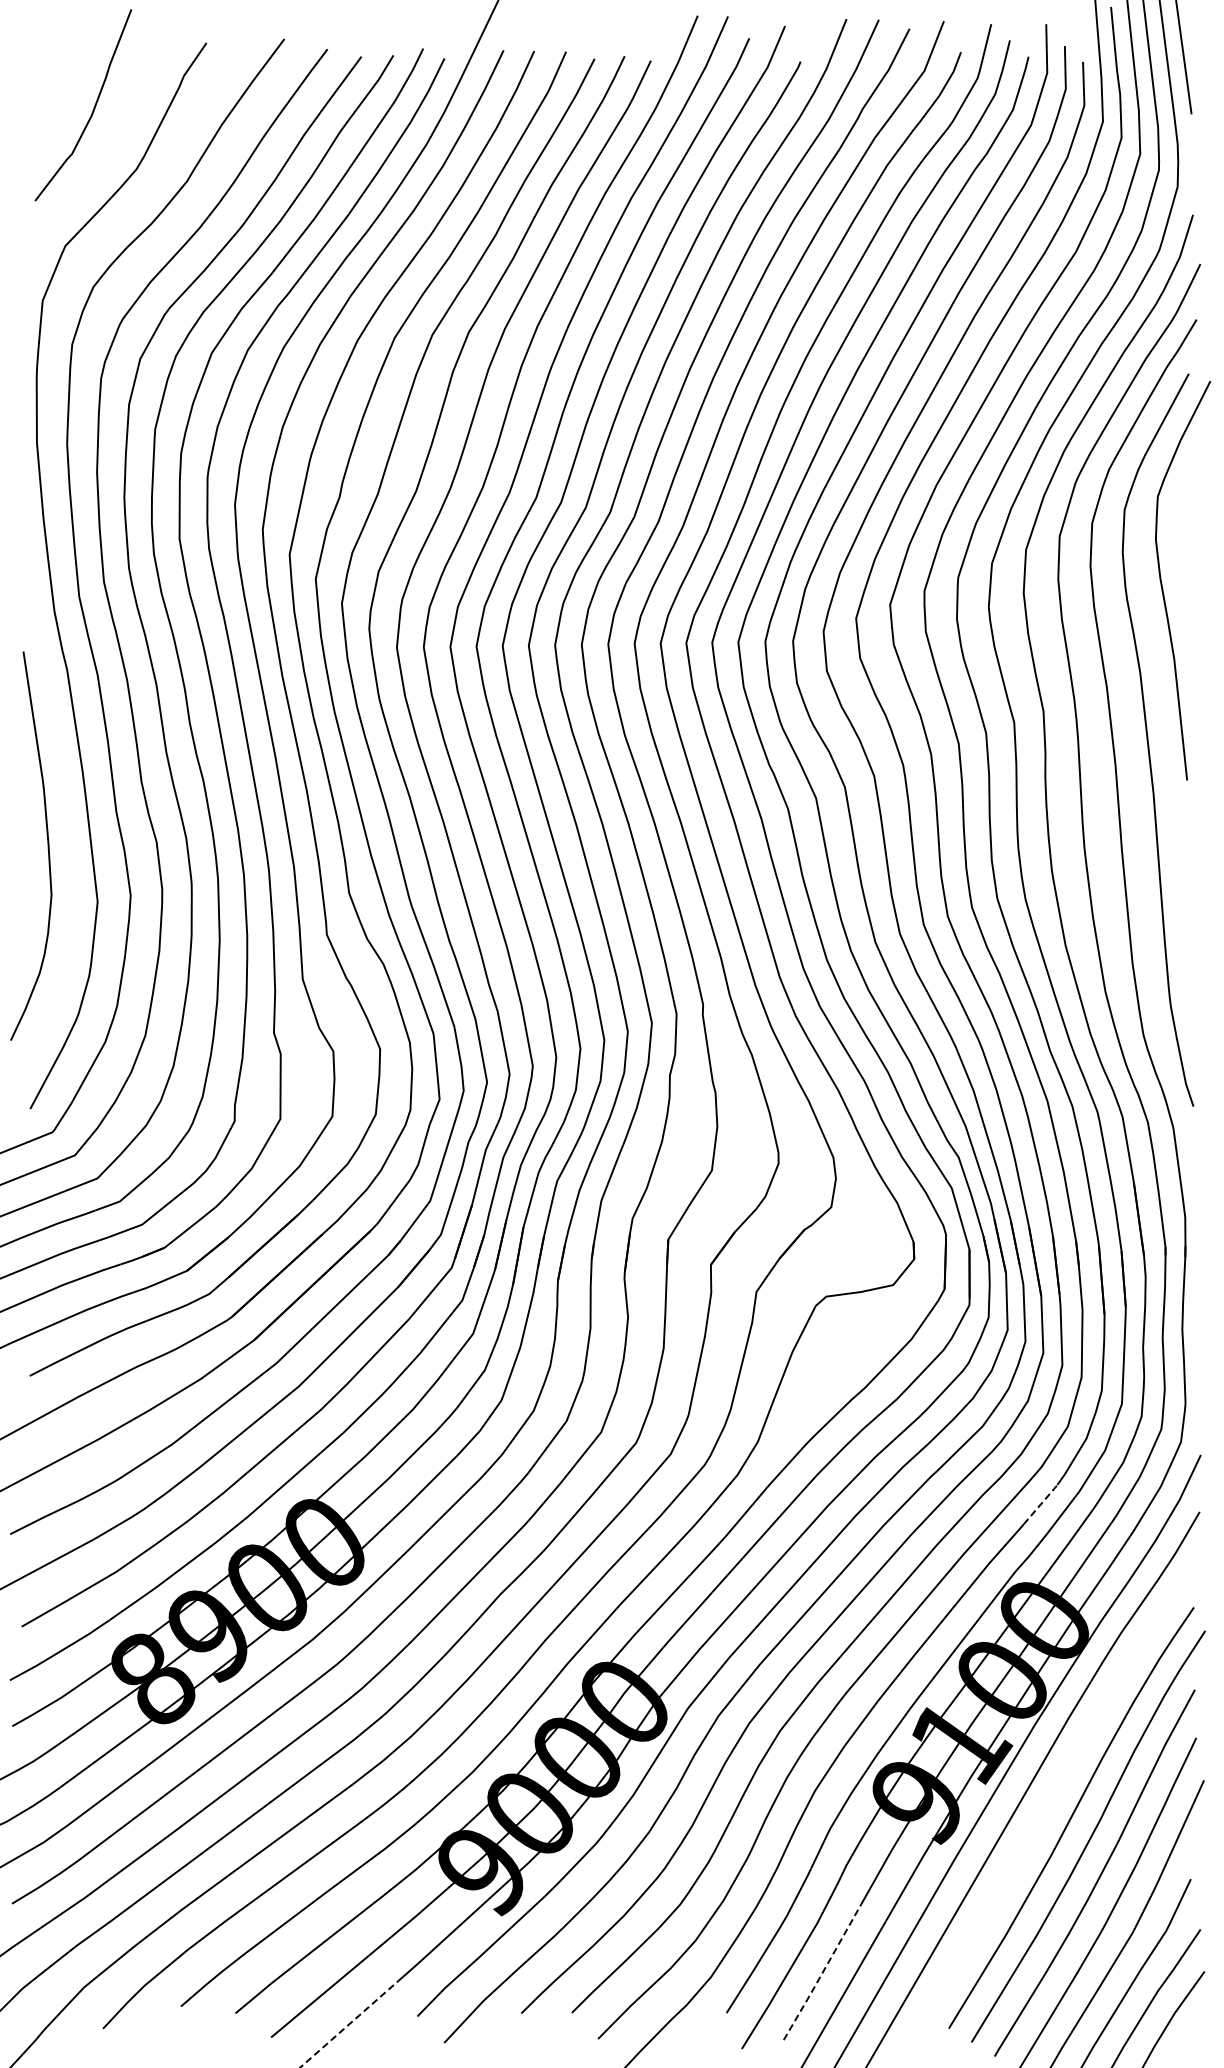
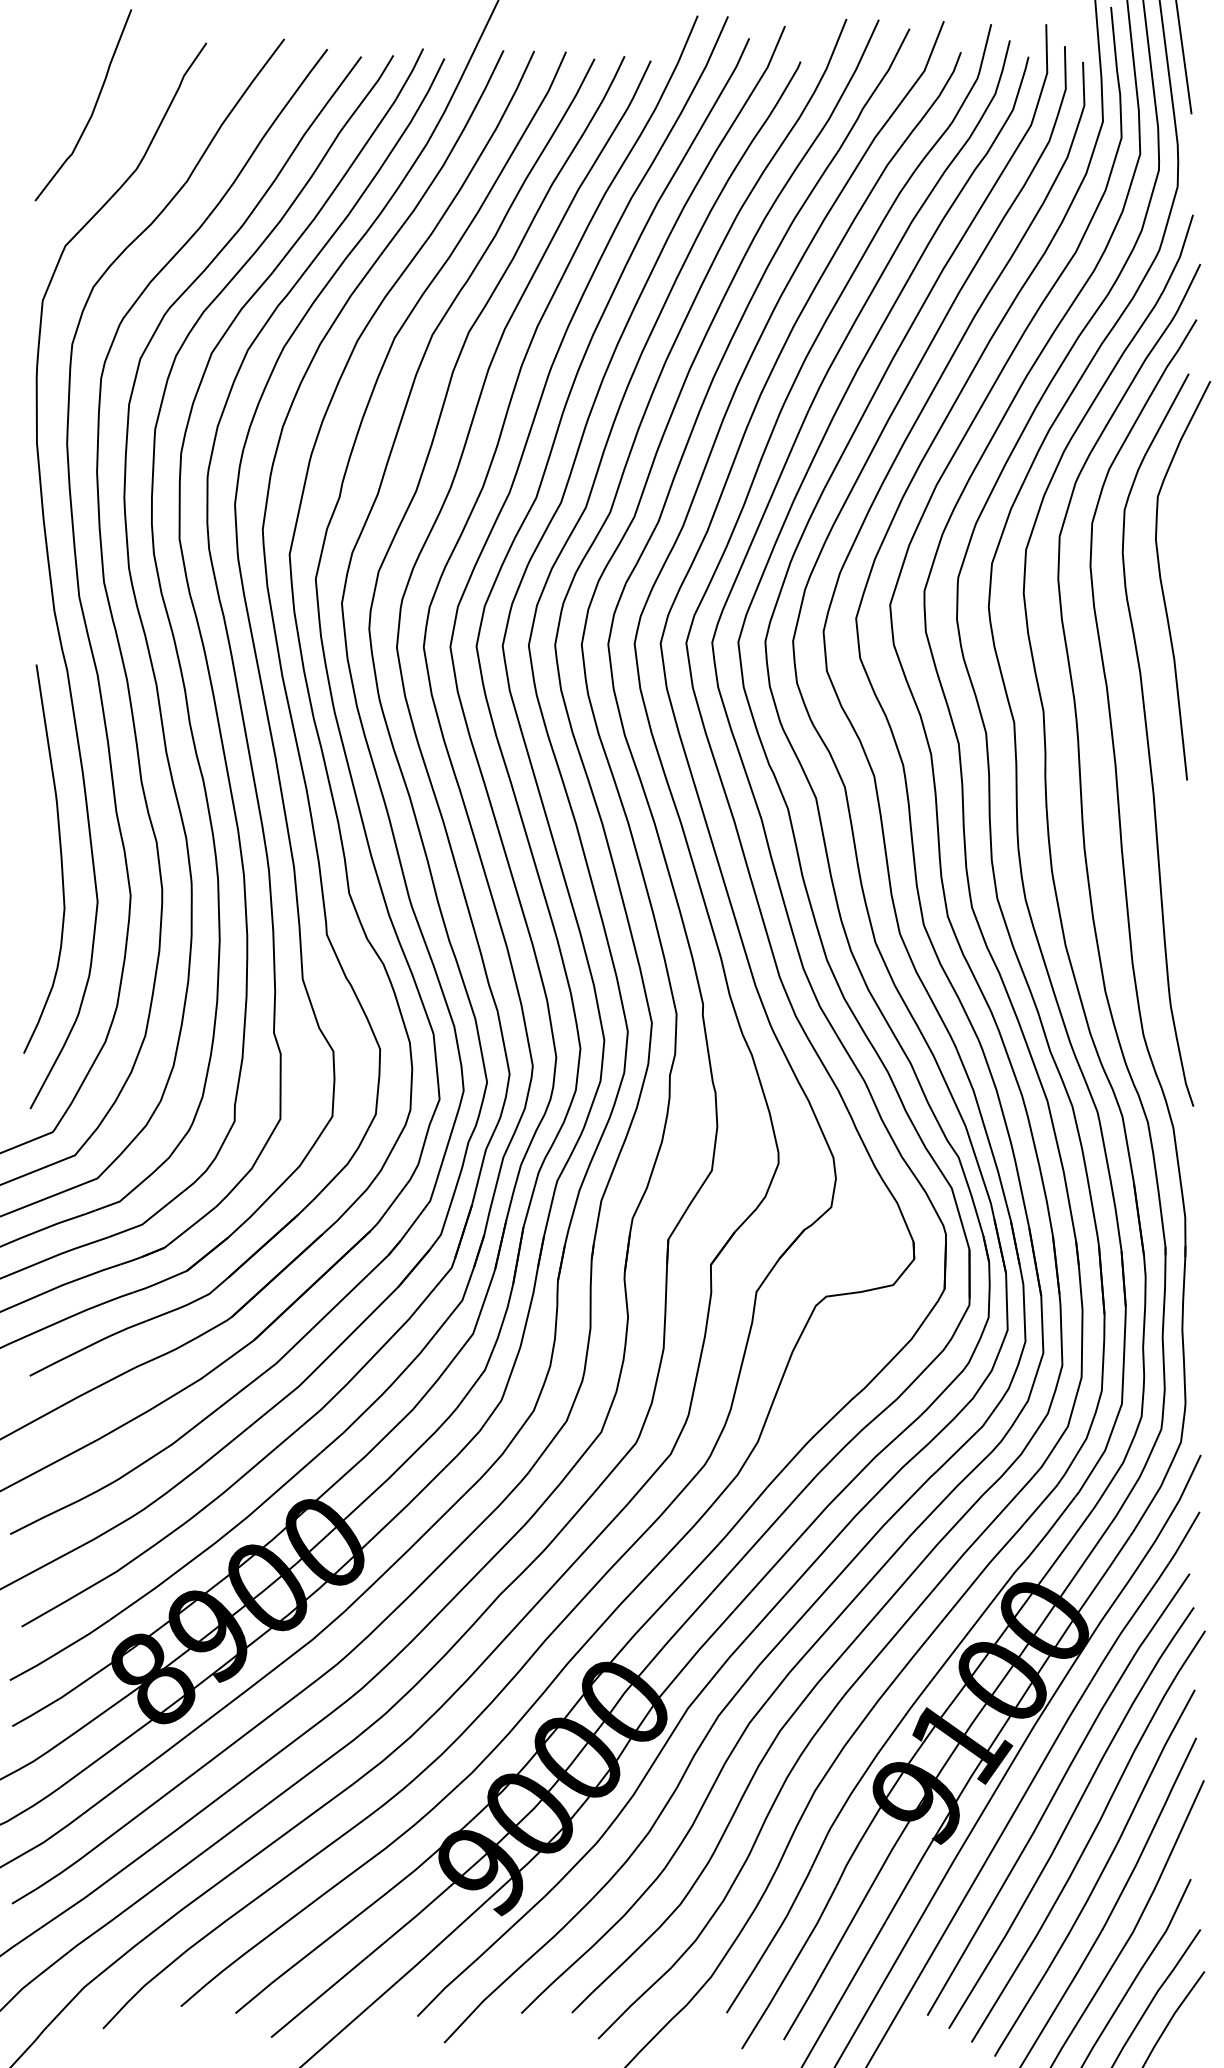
curve position: (47, 845) -> (60, 858) (60, 858)
line: dashed -> solid (1041, 1504)
curve: none -> present (1056, 1792)
line: dashed -> solid (822, 1972)
line: dashed -> solid (349, 2024)
